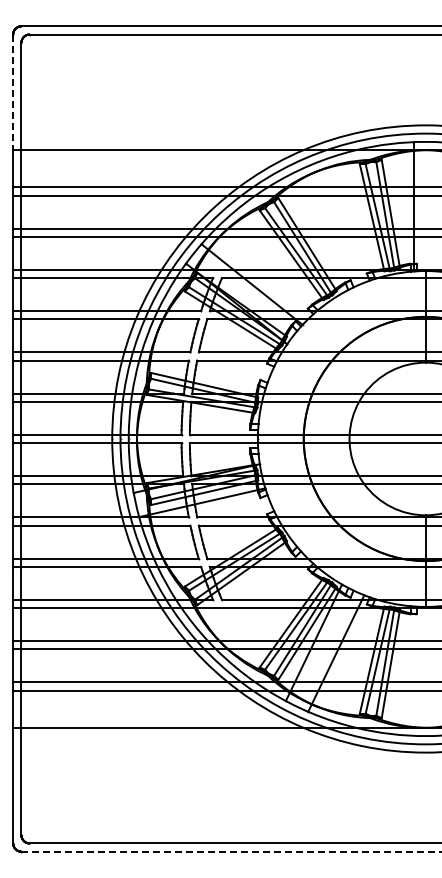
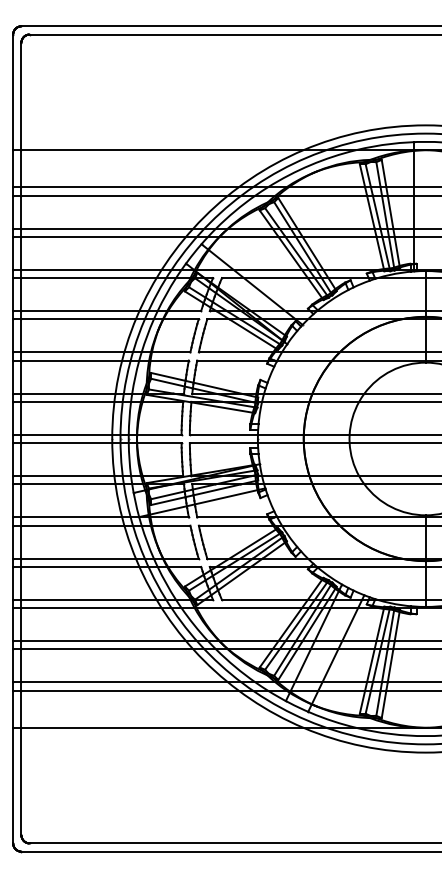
line: dashed -> solid (13, 92)
line: dashed -> solid (231, 851)
